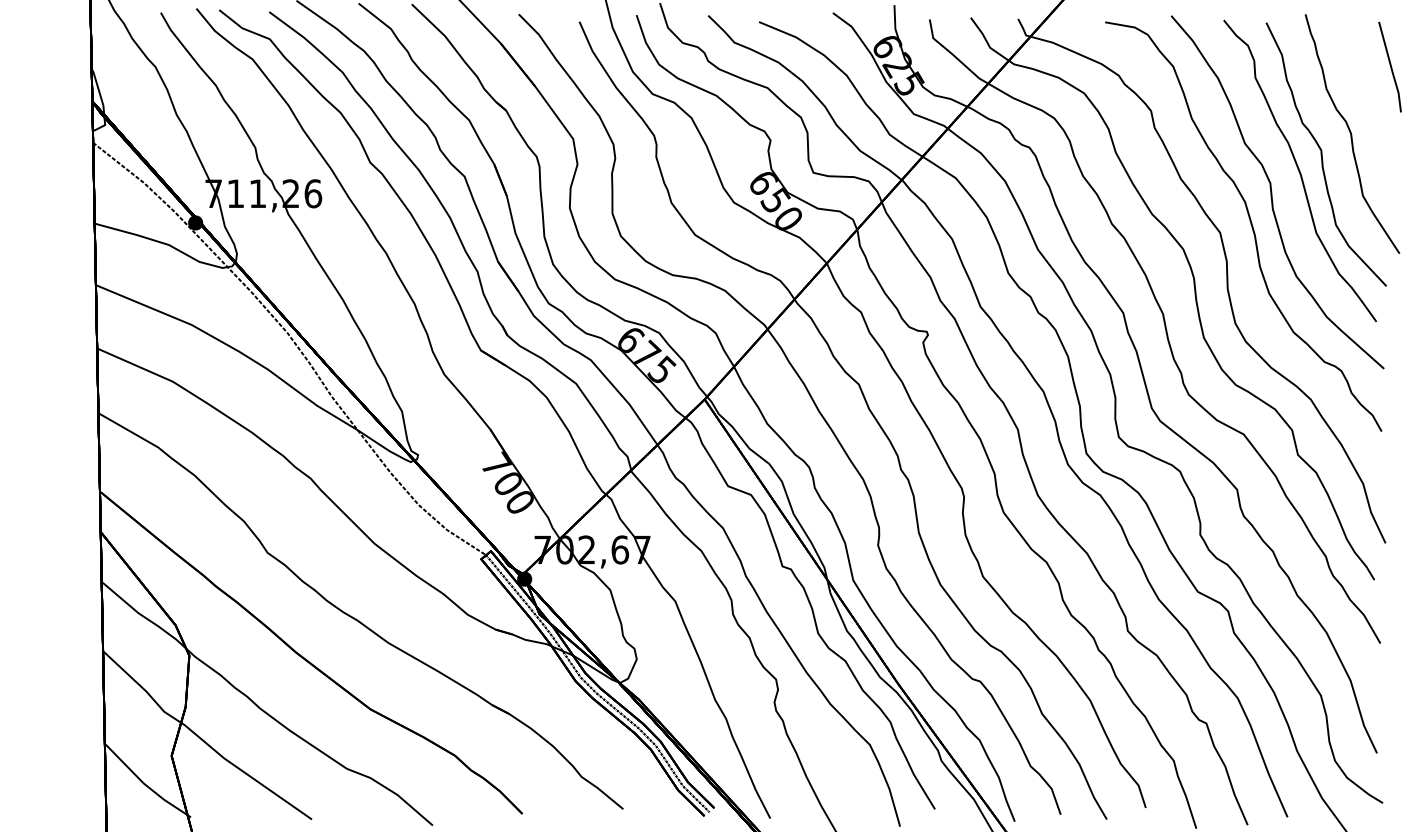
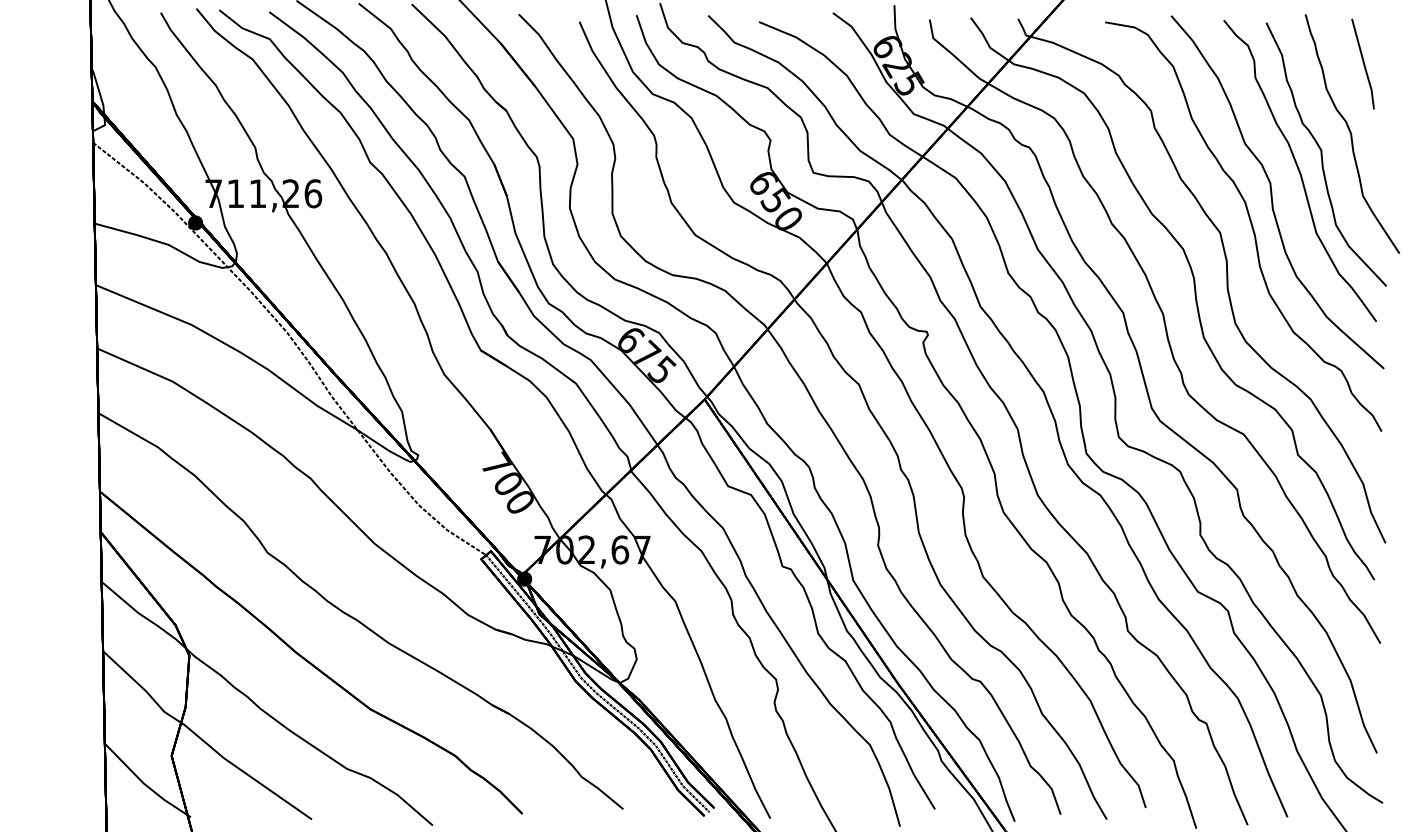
line position: (1389, 65) -> (1362, 62) (1362, 62)
